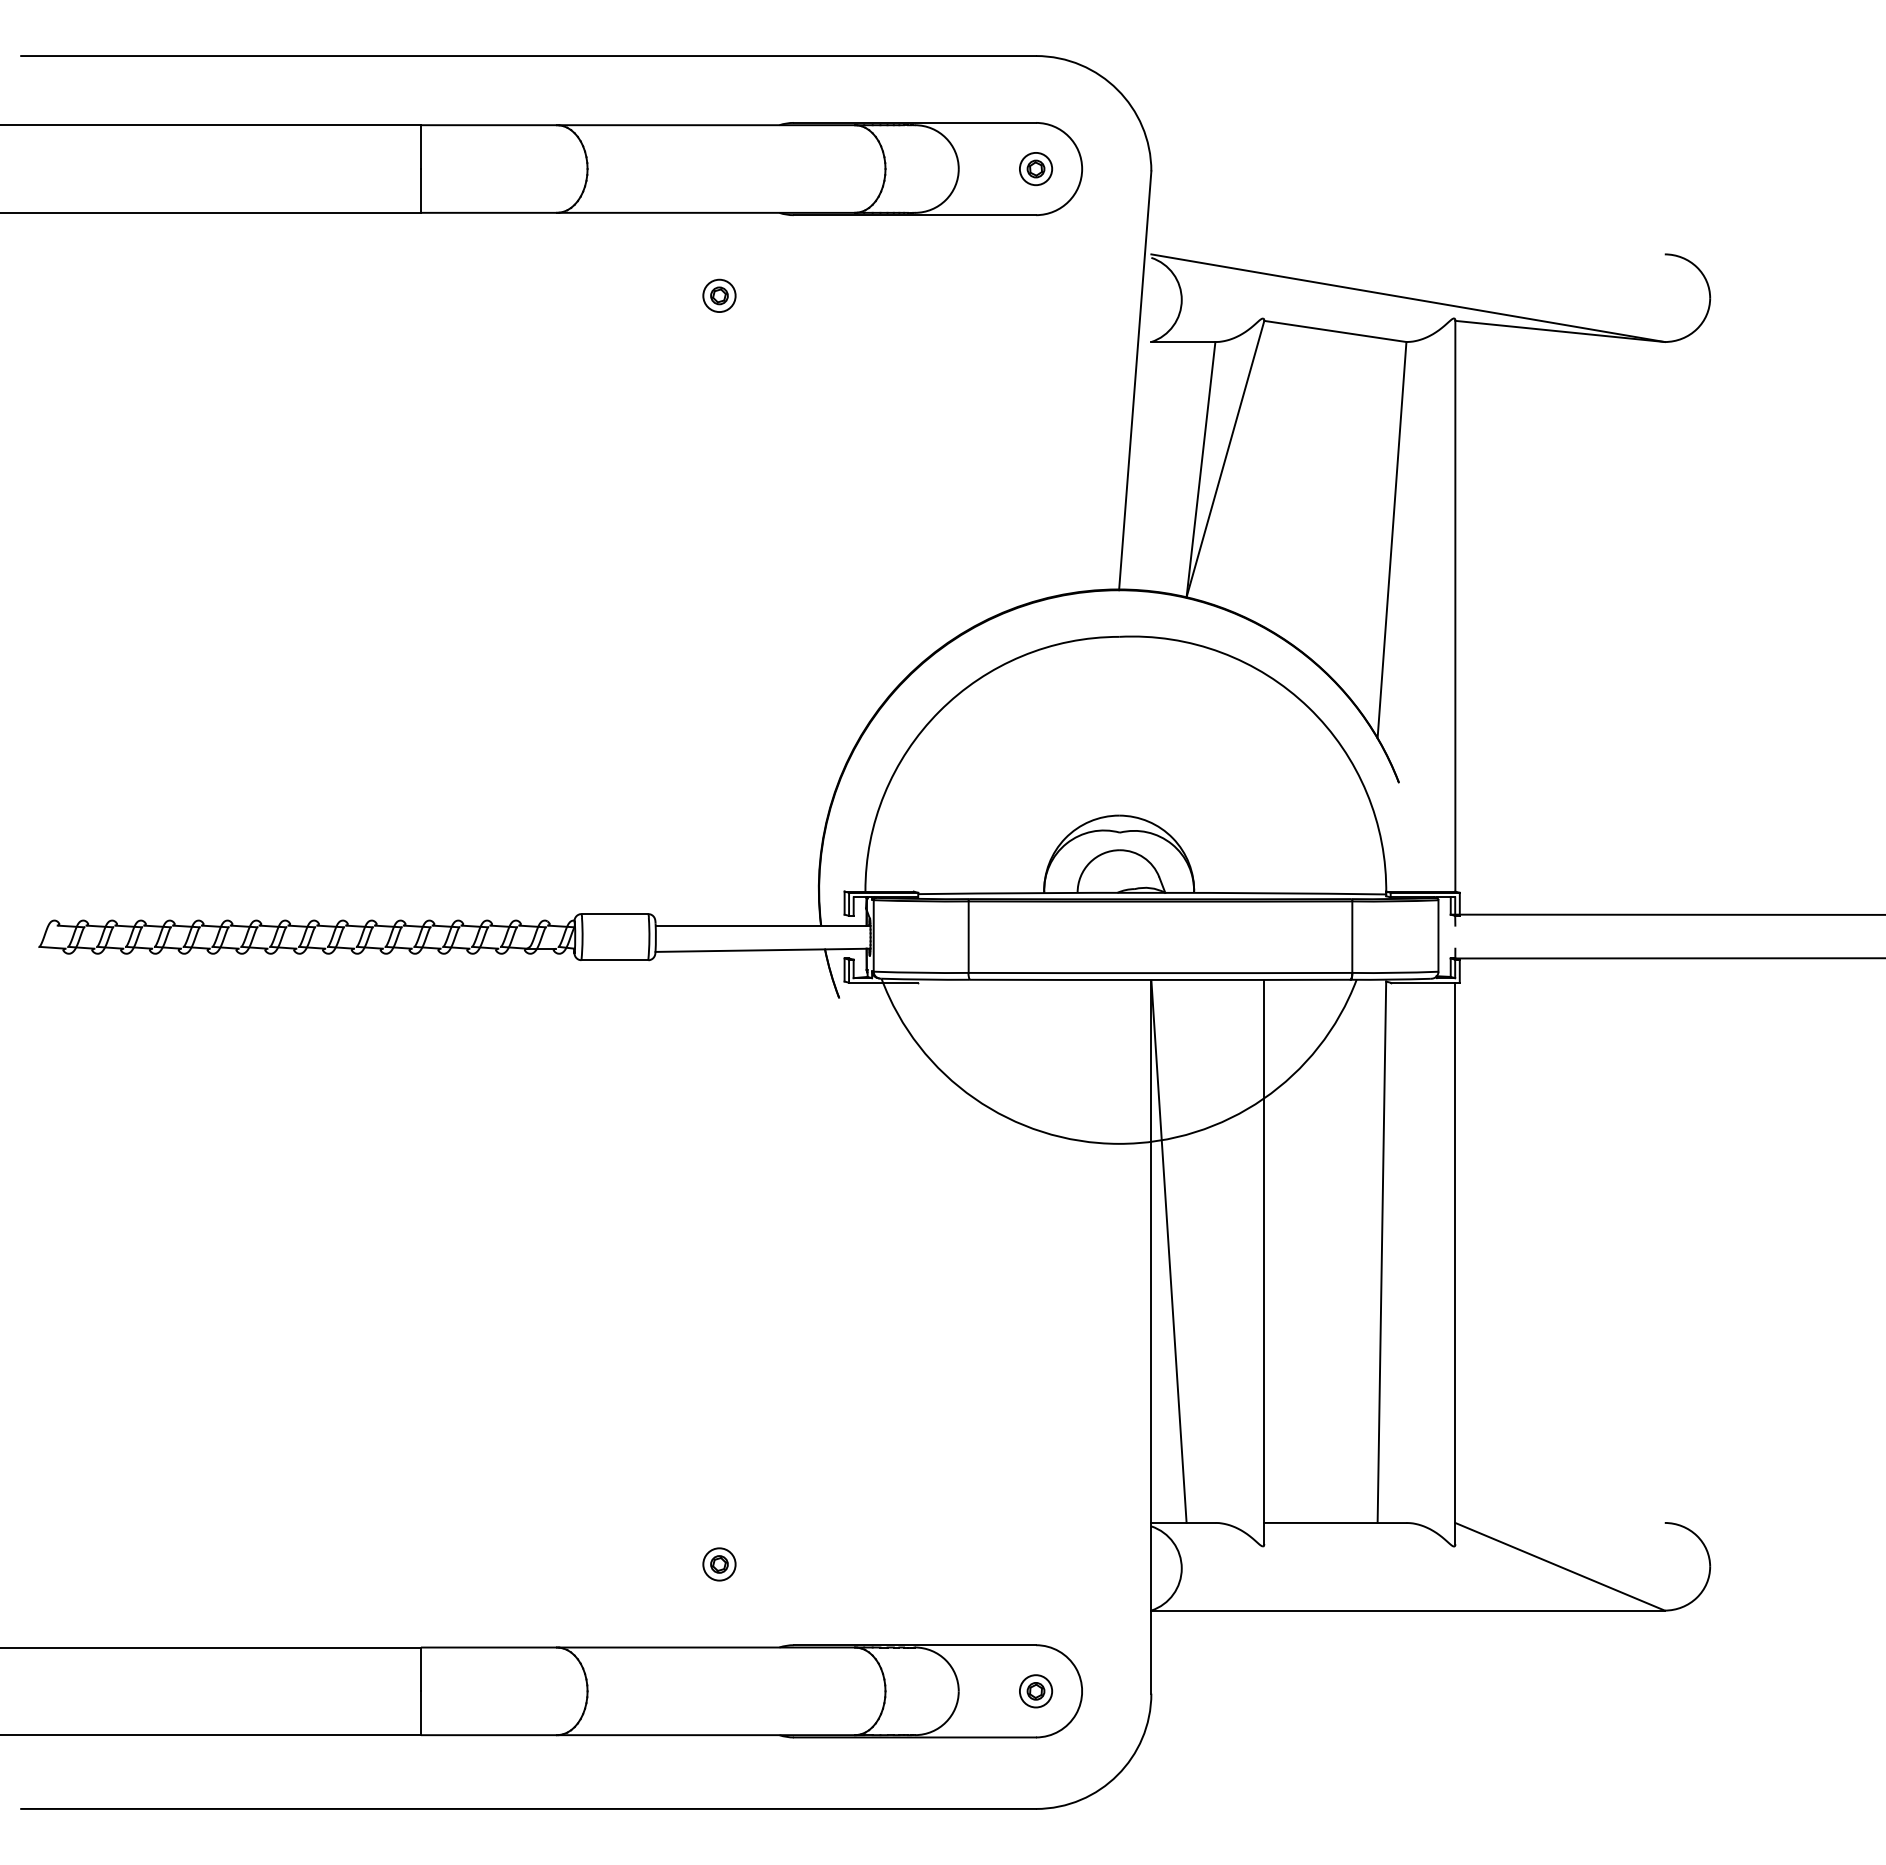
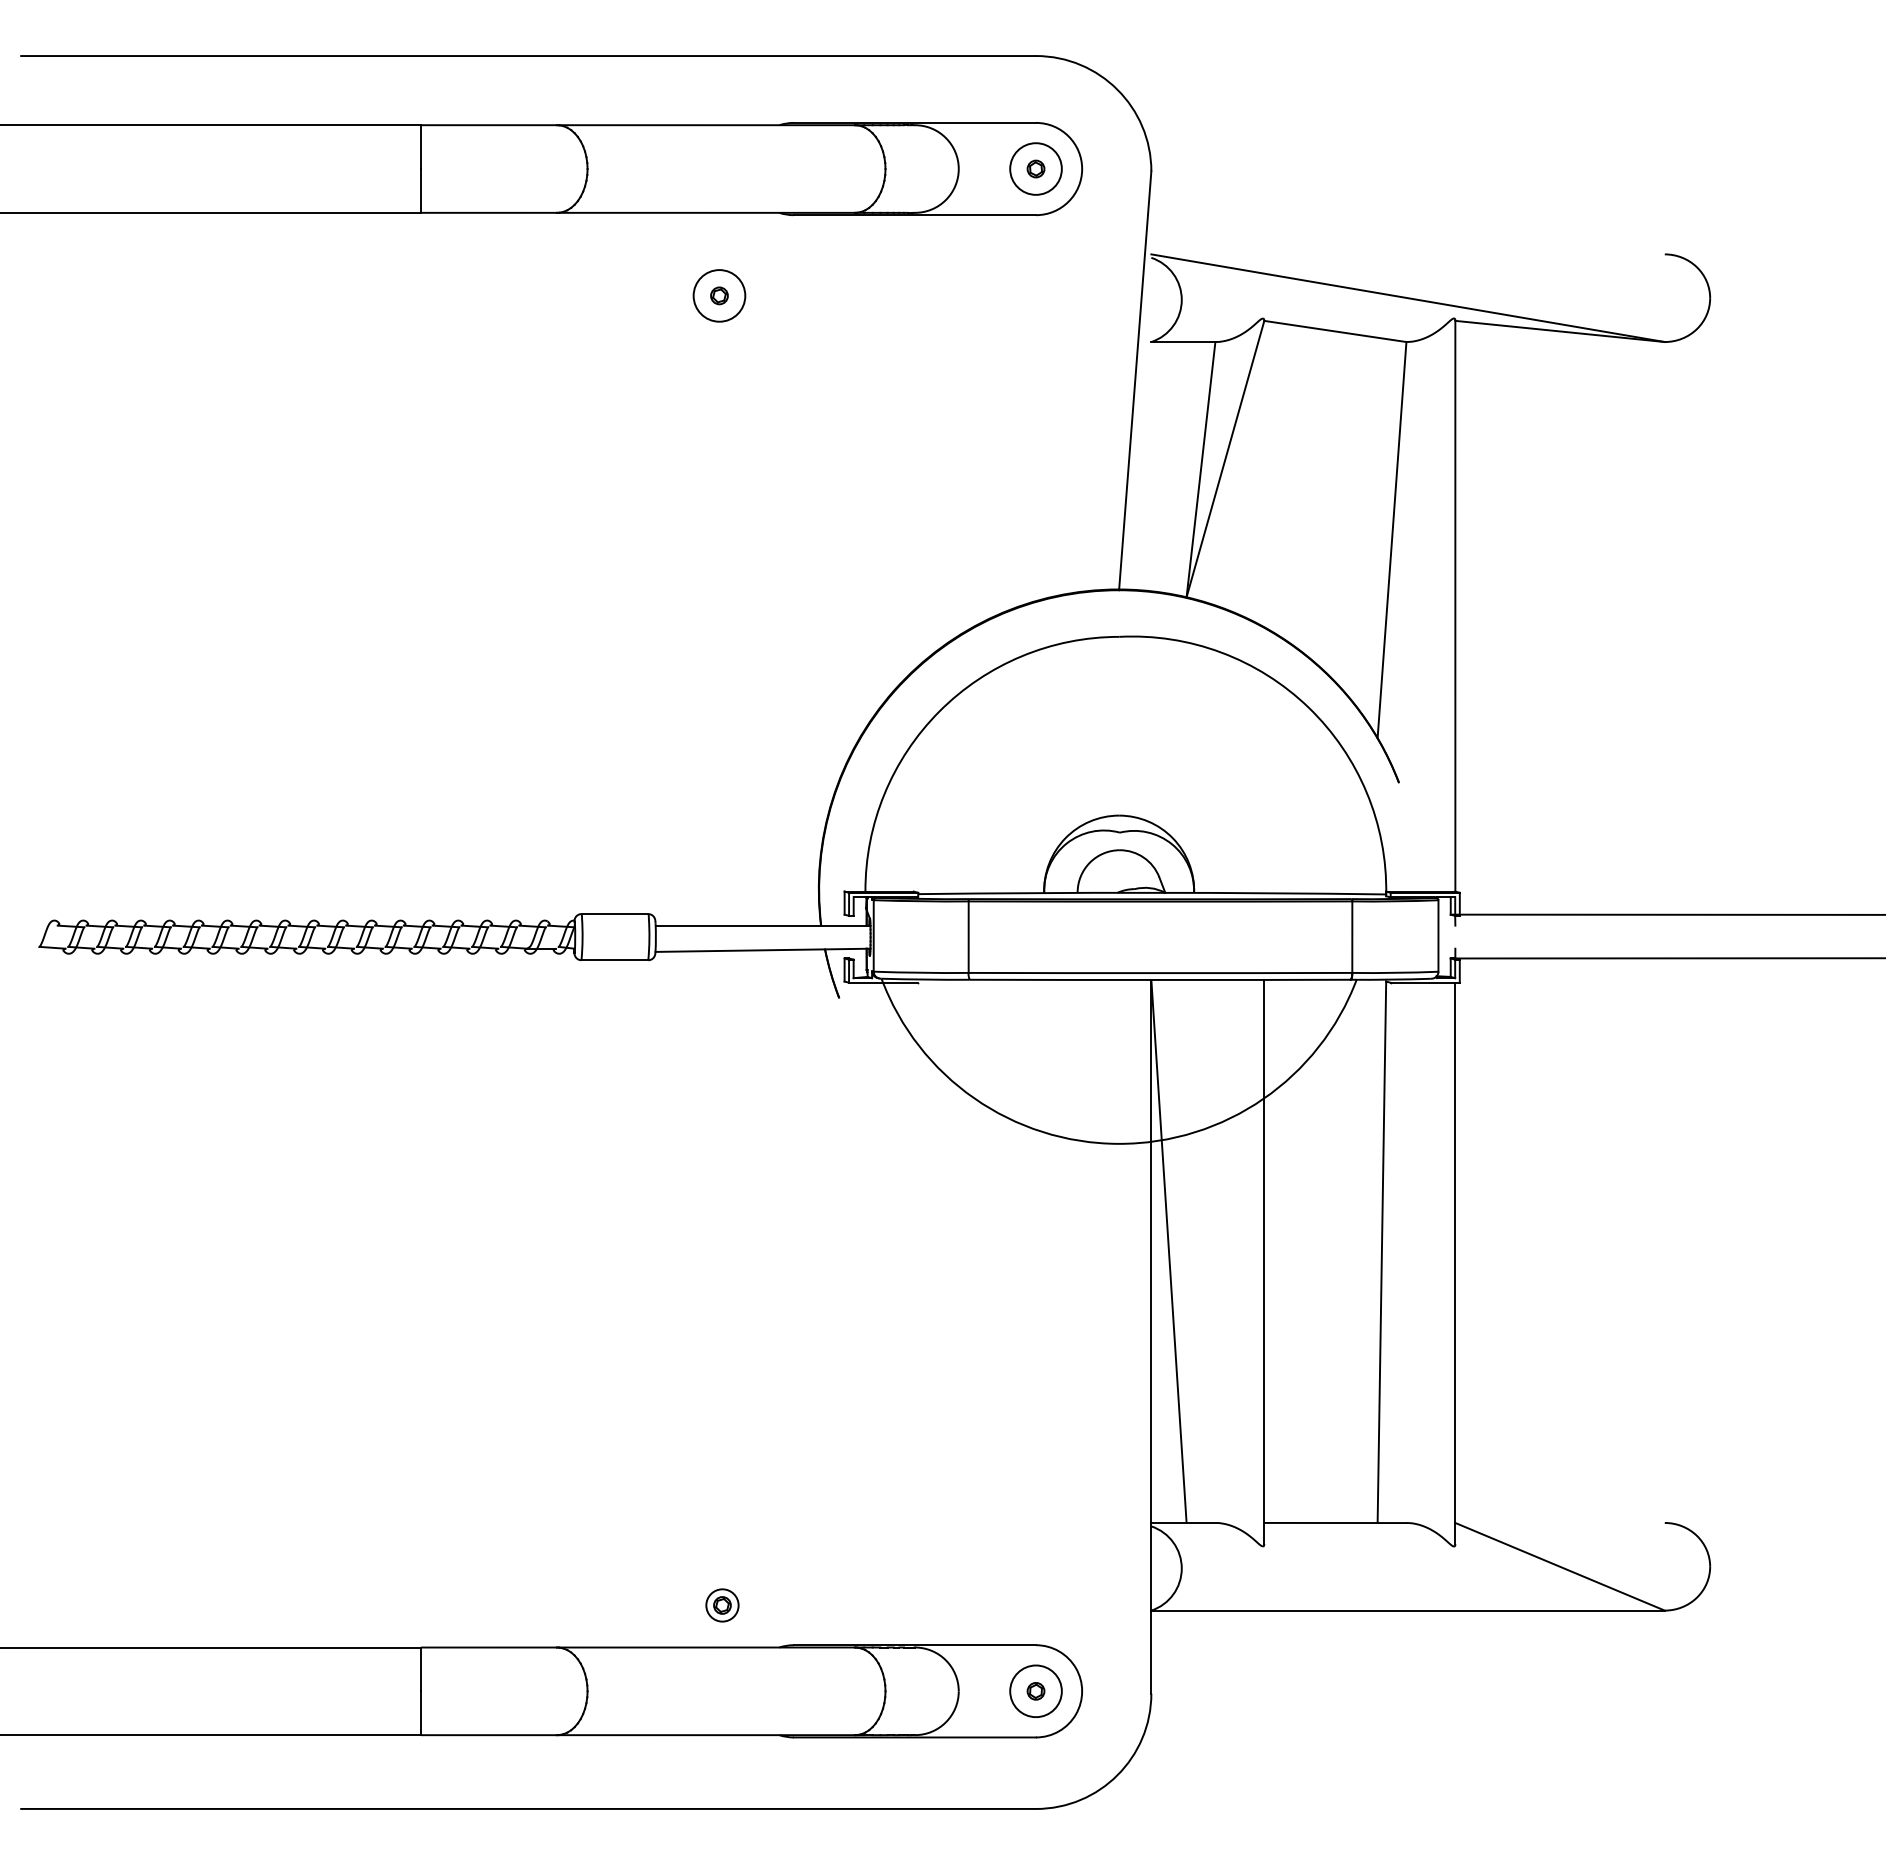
circle diameter: 32 px -> 52 px (1035, 168)
circle diameter: 32 px -> 52 px (719, 295)
part position: (719, 1564) -> (722, 1605) (722, 1605)
circle diameter: 32 px -> 52 px (1035, 1691)
